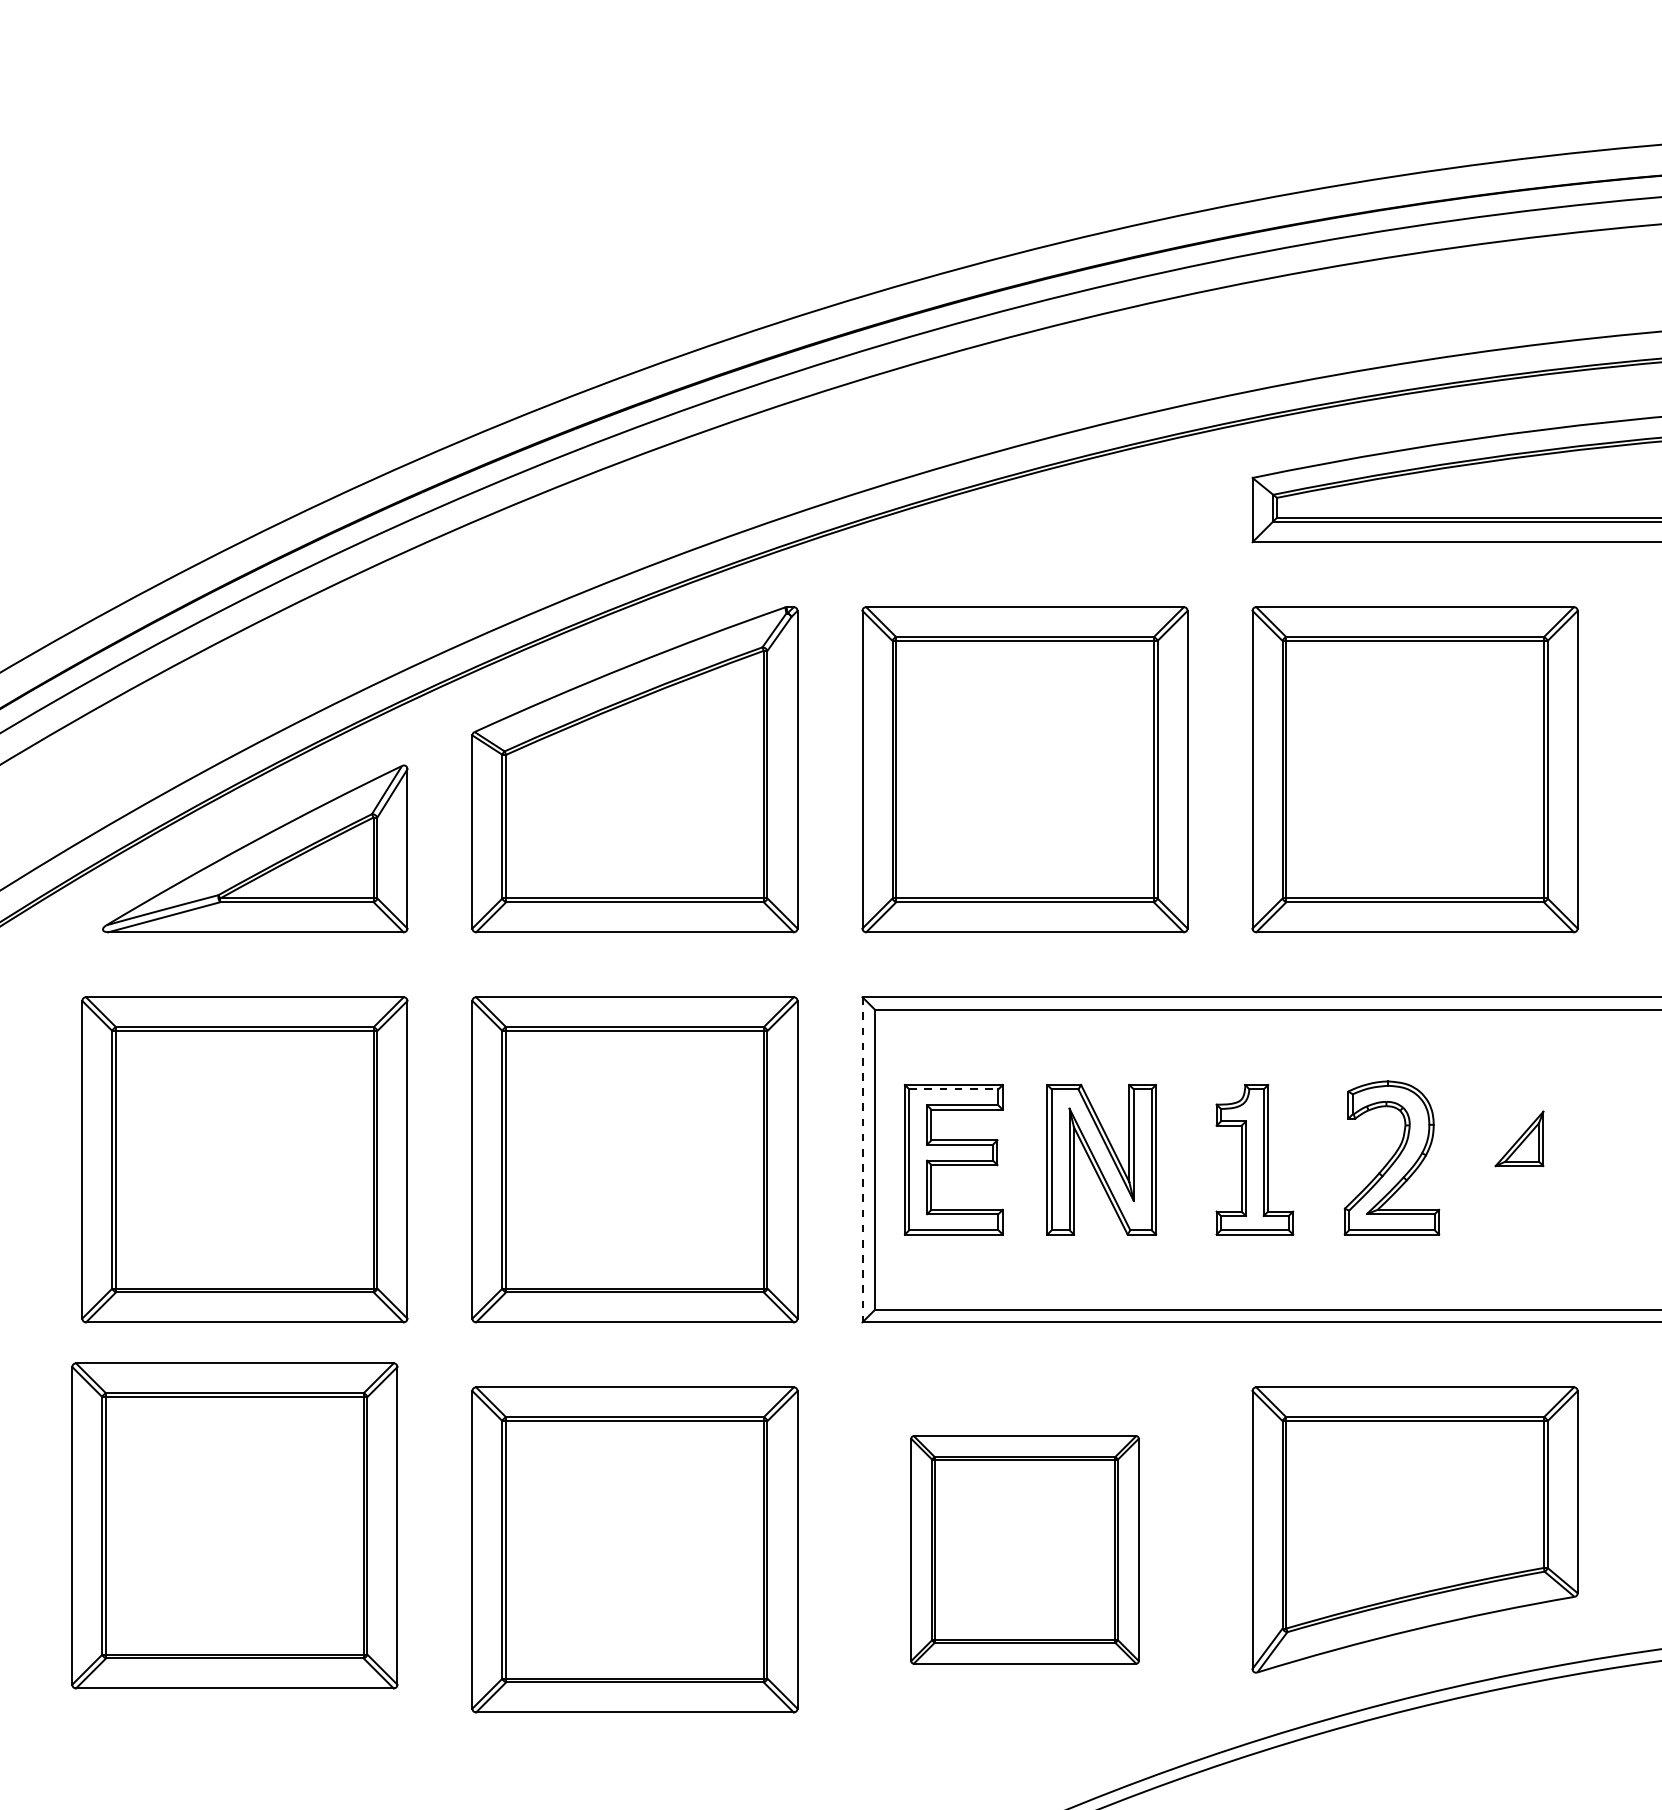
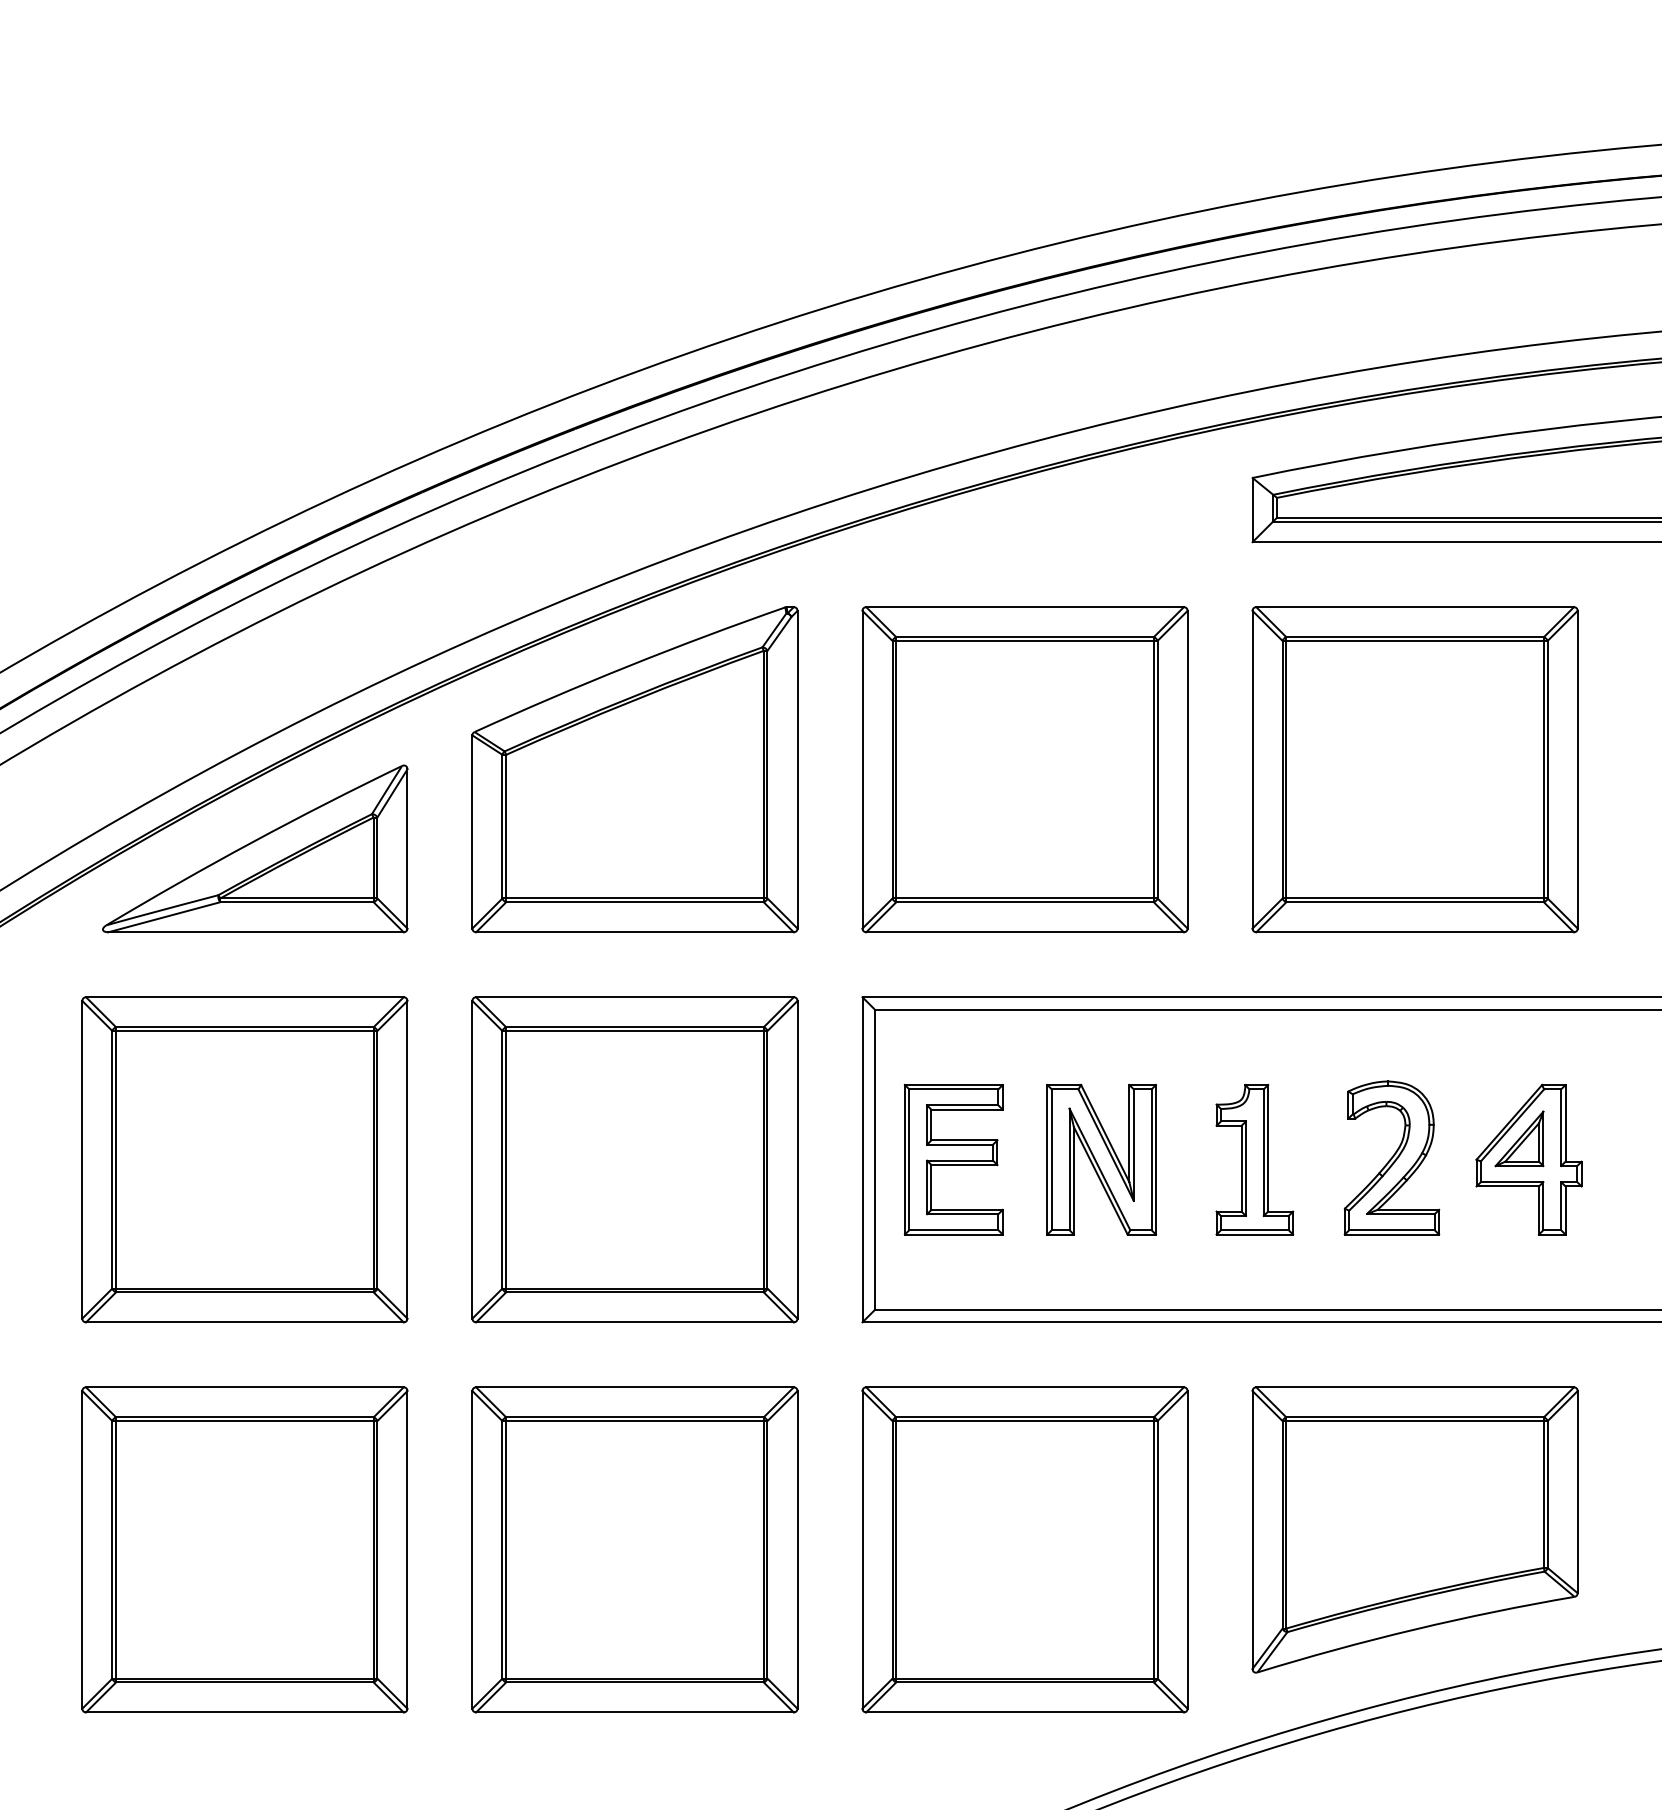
line: dashed -> solid (953, 1089)
line: dashed -> solid (862, 1159)
part: none -> present (1528, 1159)
part position: (234, 1525) -> (244, 1549) (244, 1549)
part size: 230x230 px -> 328x328 px (1024, 1549)
